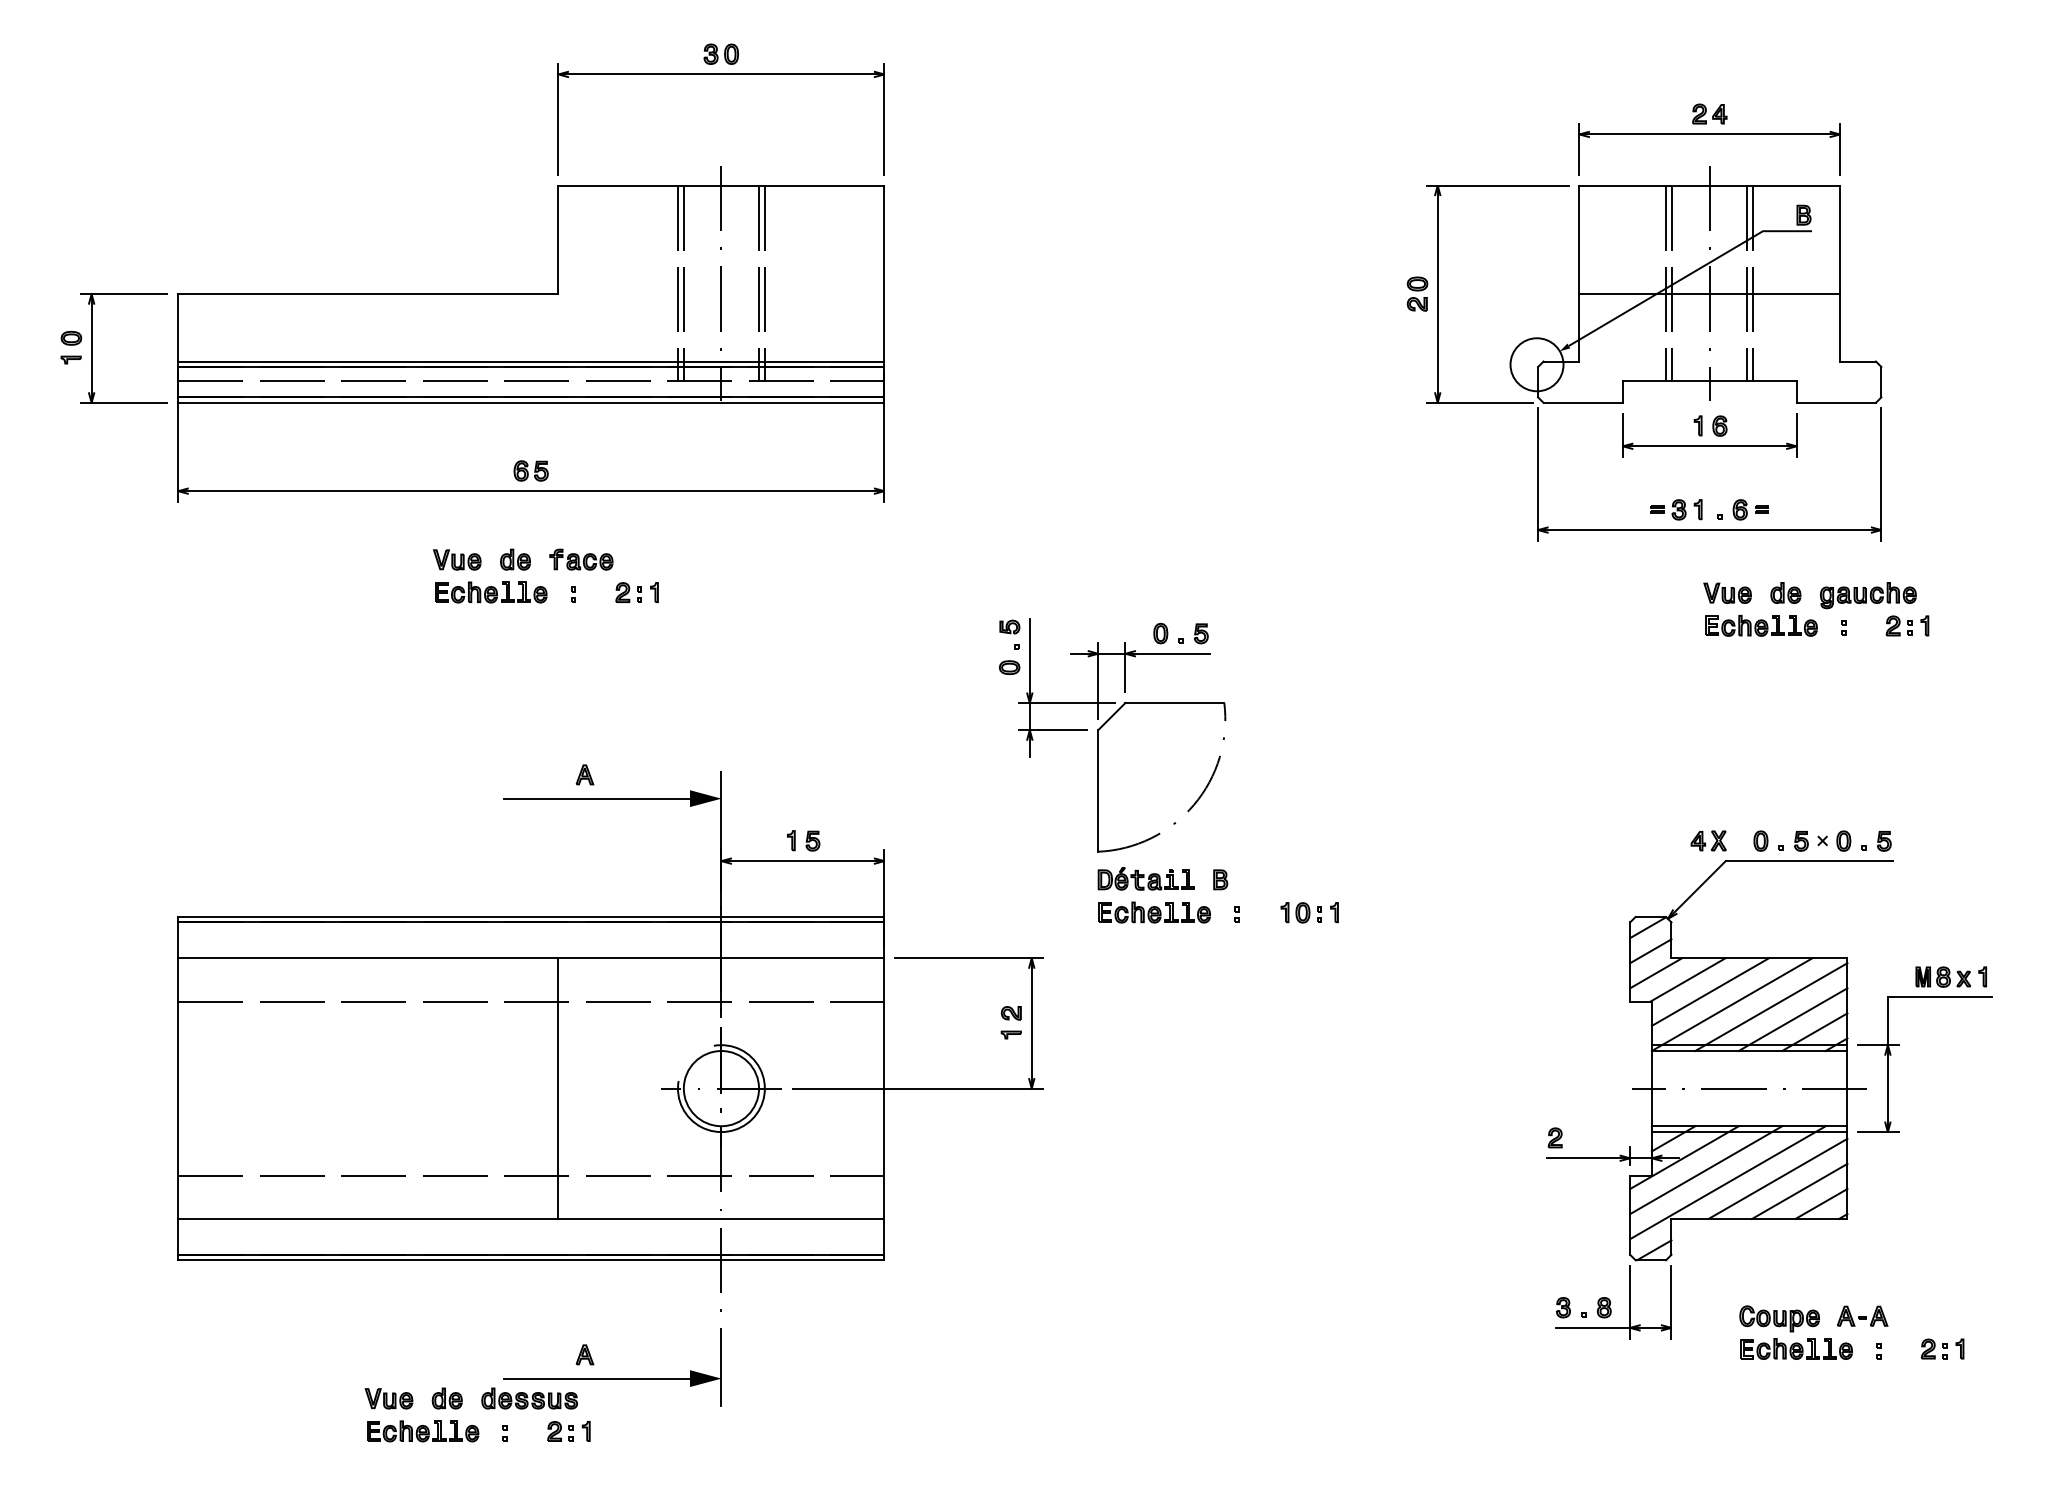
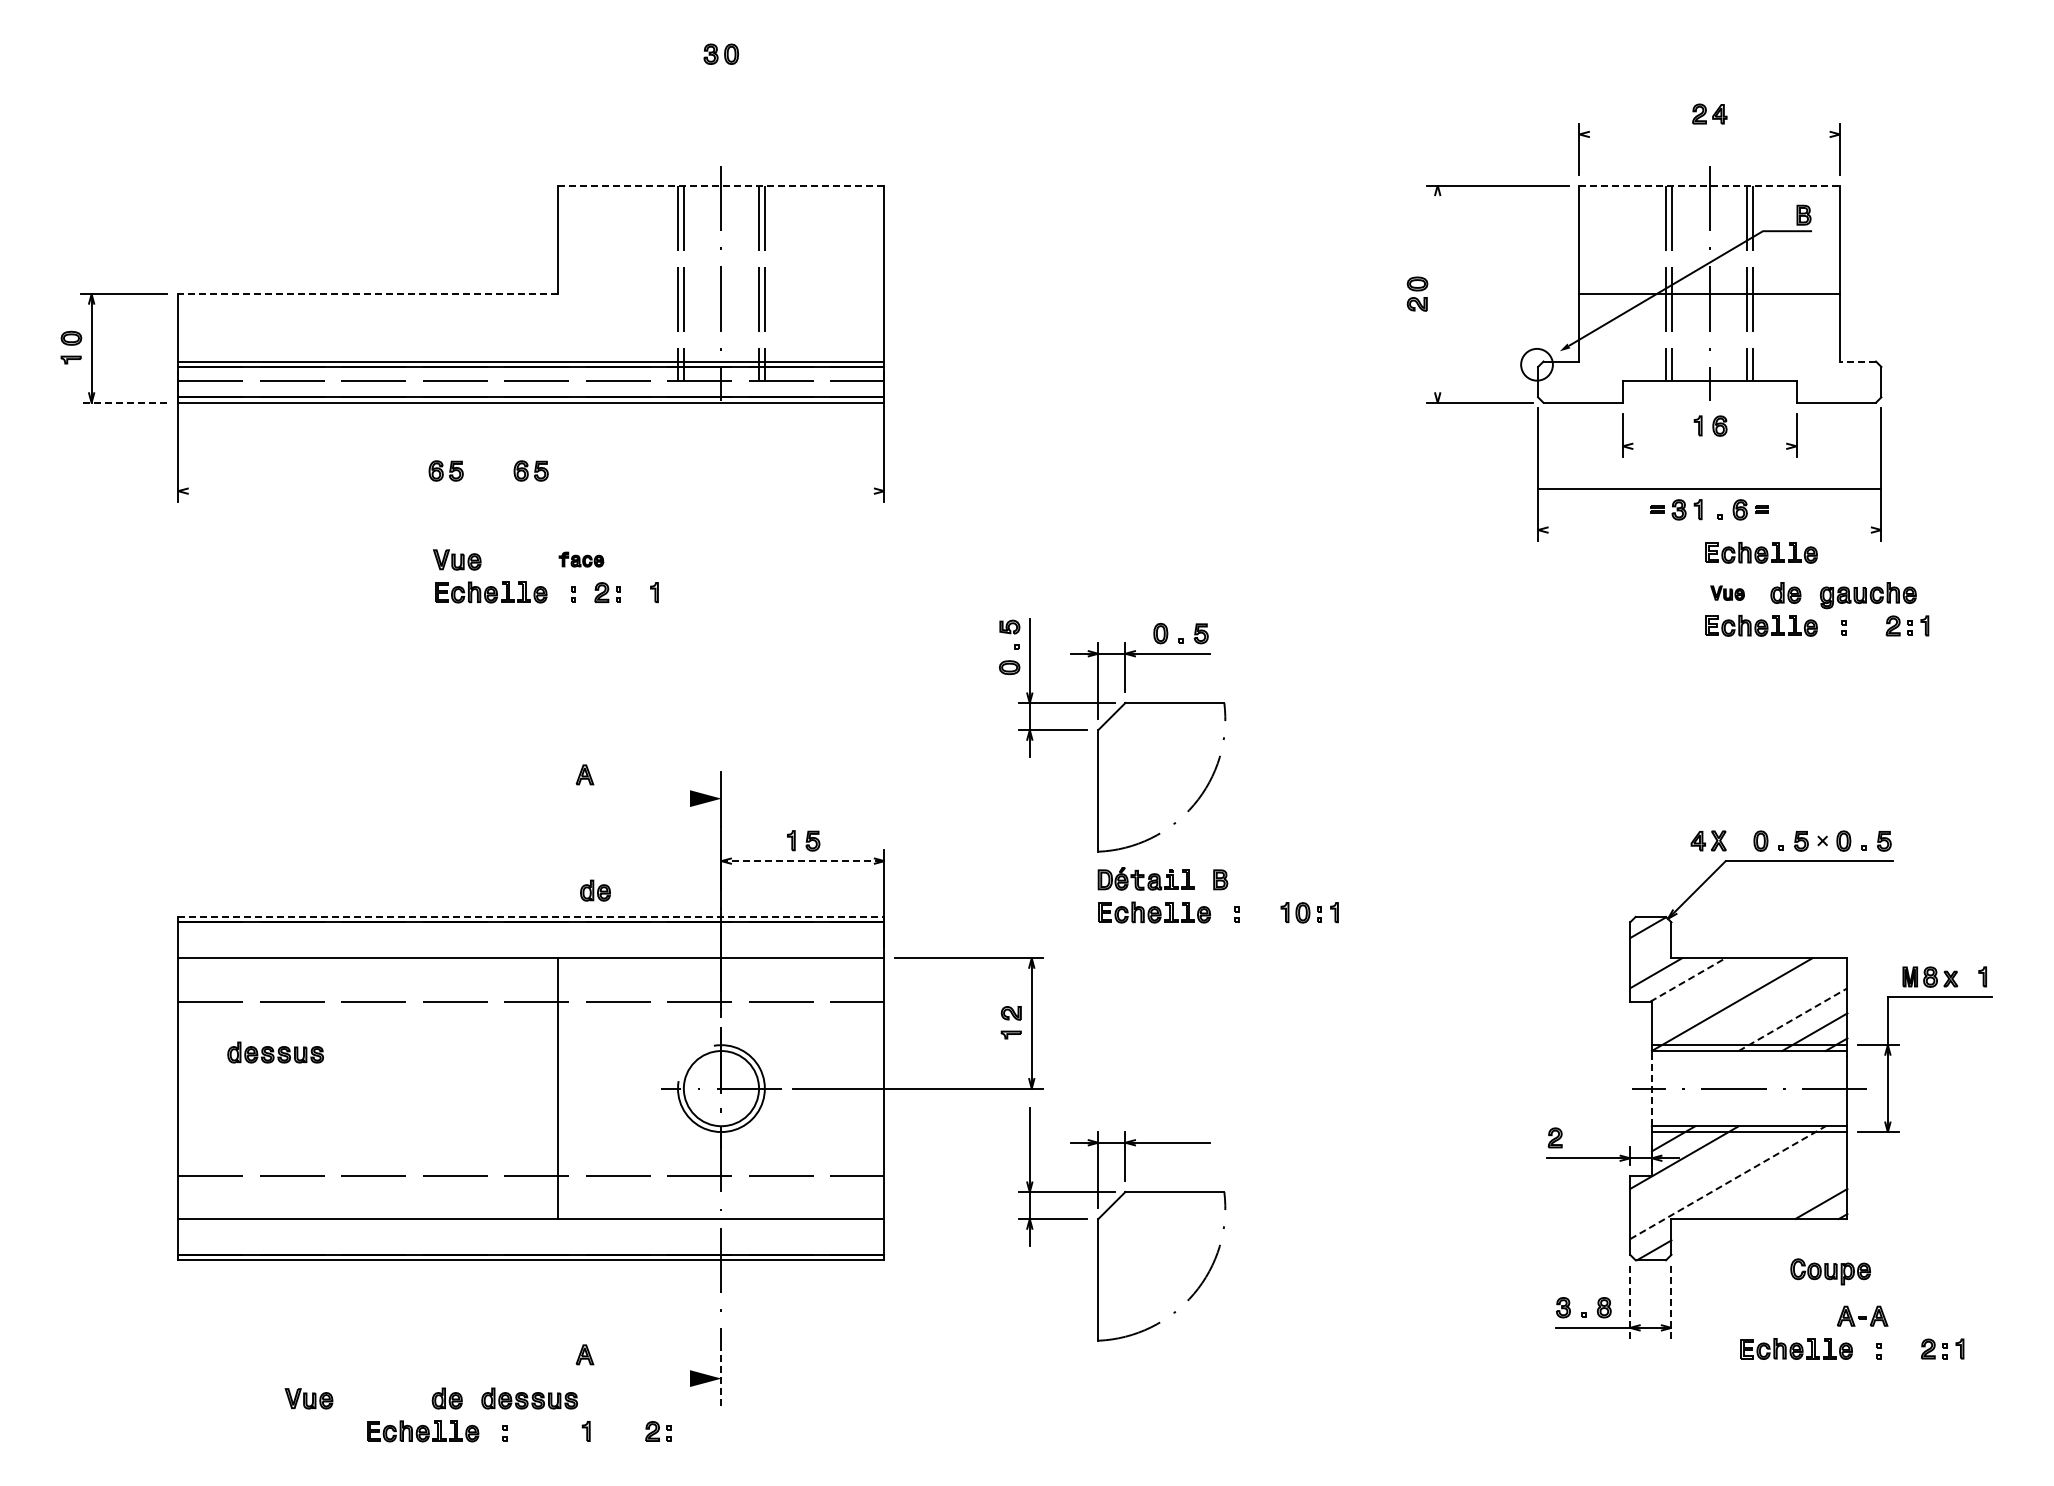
part: present -> none (720, 74)
line: present -> none (1709, 134)
line: solid -> dashed (721, 185)
line: solid -> dashed (1710, 185)
line: present -> none (1437, 293)
line: solid -> dashed (367, 294)
line: solid -> dashed (1858, 361)
circle diameter: 53 px -> 32 px (1536, 364)
line: solid -> dashed (123, 402)
line: present -> none (1709, 446)
part: none -> present (445, 470)
line: present -> none (531, 491)
line position: (1709, 530) -> (1709, 489) (1709, 489)
part: none -> present (1761, 552)
part position: (515, 559) -> (595, 890) (595, 890)
part size: 65x23 px -> 47x17 px (581, 559)
part position: (628, 592) -> (607, 592) (607, 592)
part size: 49x22 px -> 35x16 px (1727, 592)
line: present -> none (597, 798)
line: solid -> dashed (803, 861)
line: solid -> dashed (531, 916)
line: present -> none (1650, 951)
part position: (1942, 976) -> (1929, 976) (1929, 976)
line: solid -> dashed (1688, 979)
line: present -> none (1710, 991)
line: present -> none (1771, 1007)
line: solid -> dashed (1793, 1019)
part: none -> present (275, 1052)
line: solid -> dashed (1651, 1090)
line: present -> none (1706, 1170)
line: present -> none (1777, 1178)
line: solid -> dashed (1727, 1182)
line: present -> none (1799, 1190)
part: none -> present (1108, 1210)
line: solid -> dashed (1630, 1302)
line: solid -> dashed (1671, 1302)
part position: (1779, 1318) -> (1830, 1271) (1830, 1271)
line: present -> none (597, 1378)
line: solid -> dashed (721, 1378)
part position: (388, 1398) -> (308, 1398) (308, 1398)
part position: (560, 1431) -> (658, 1431) (658, 1431)
